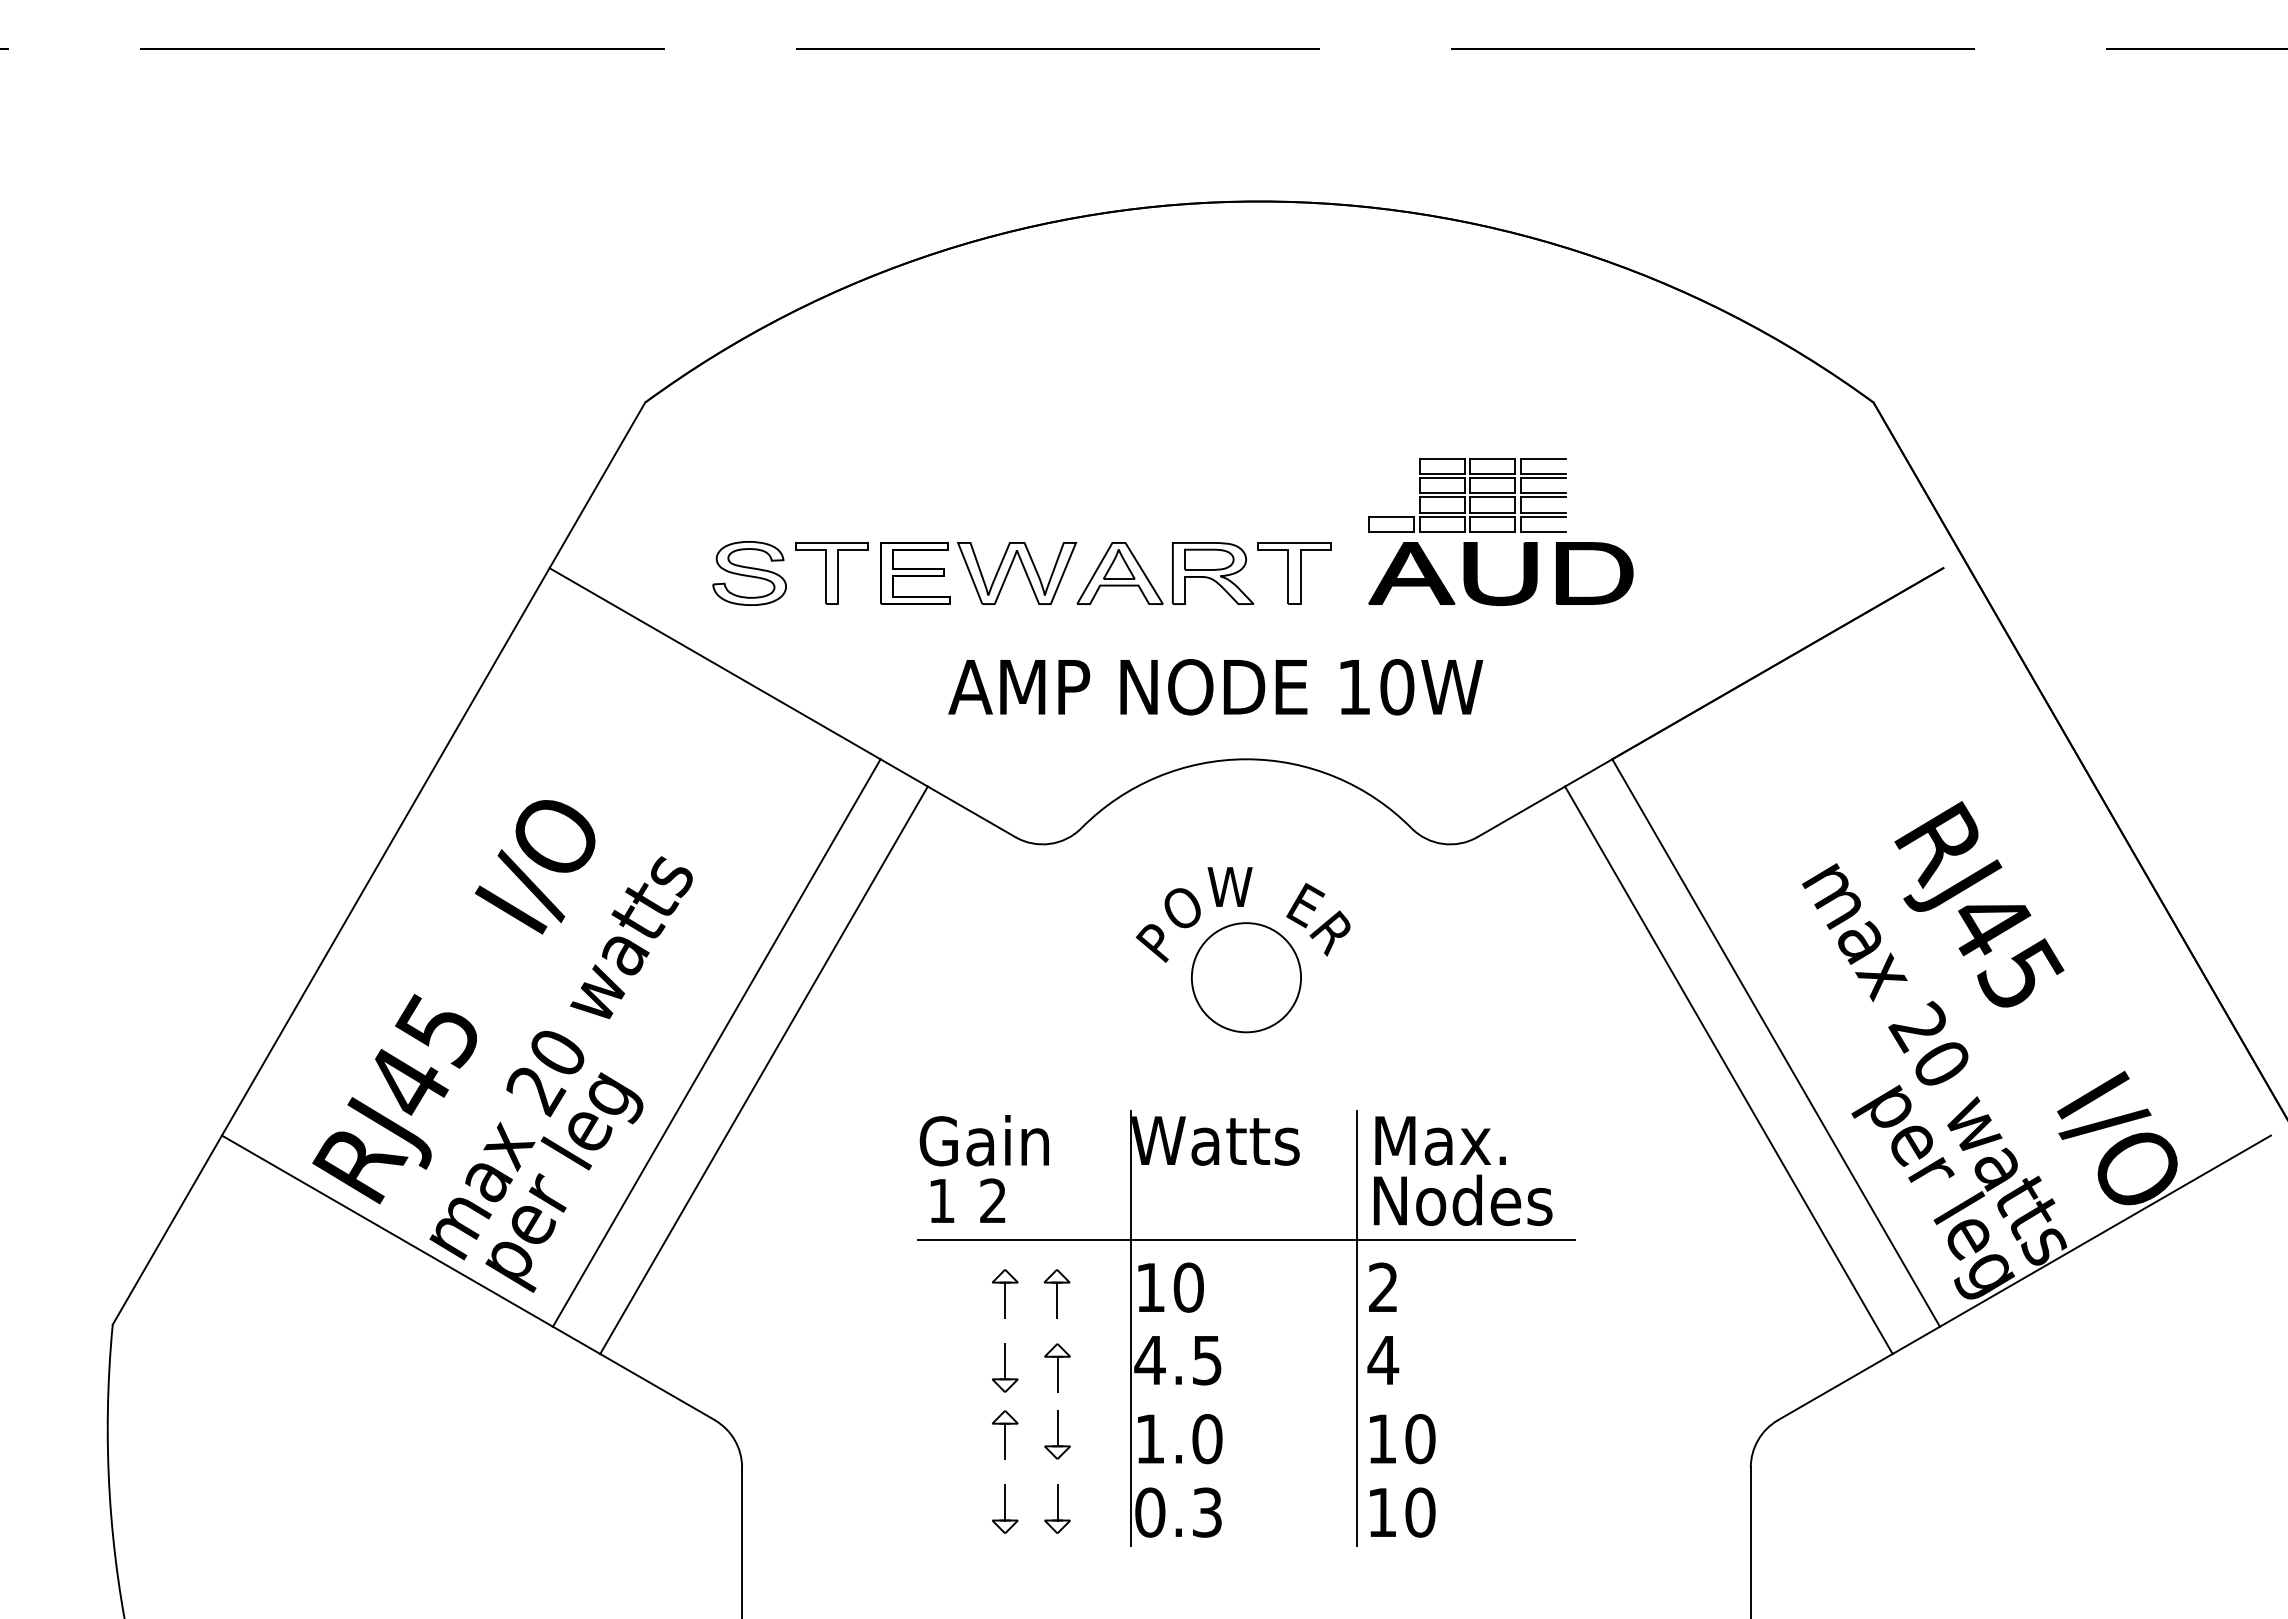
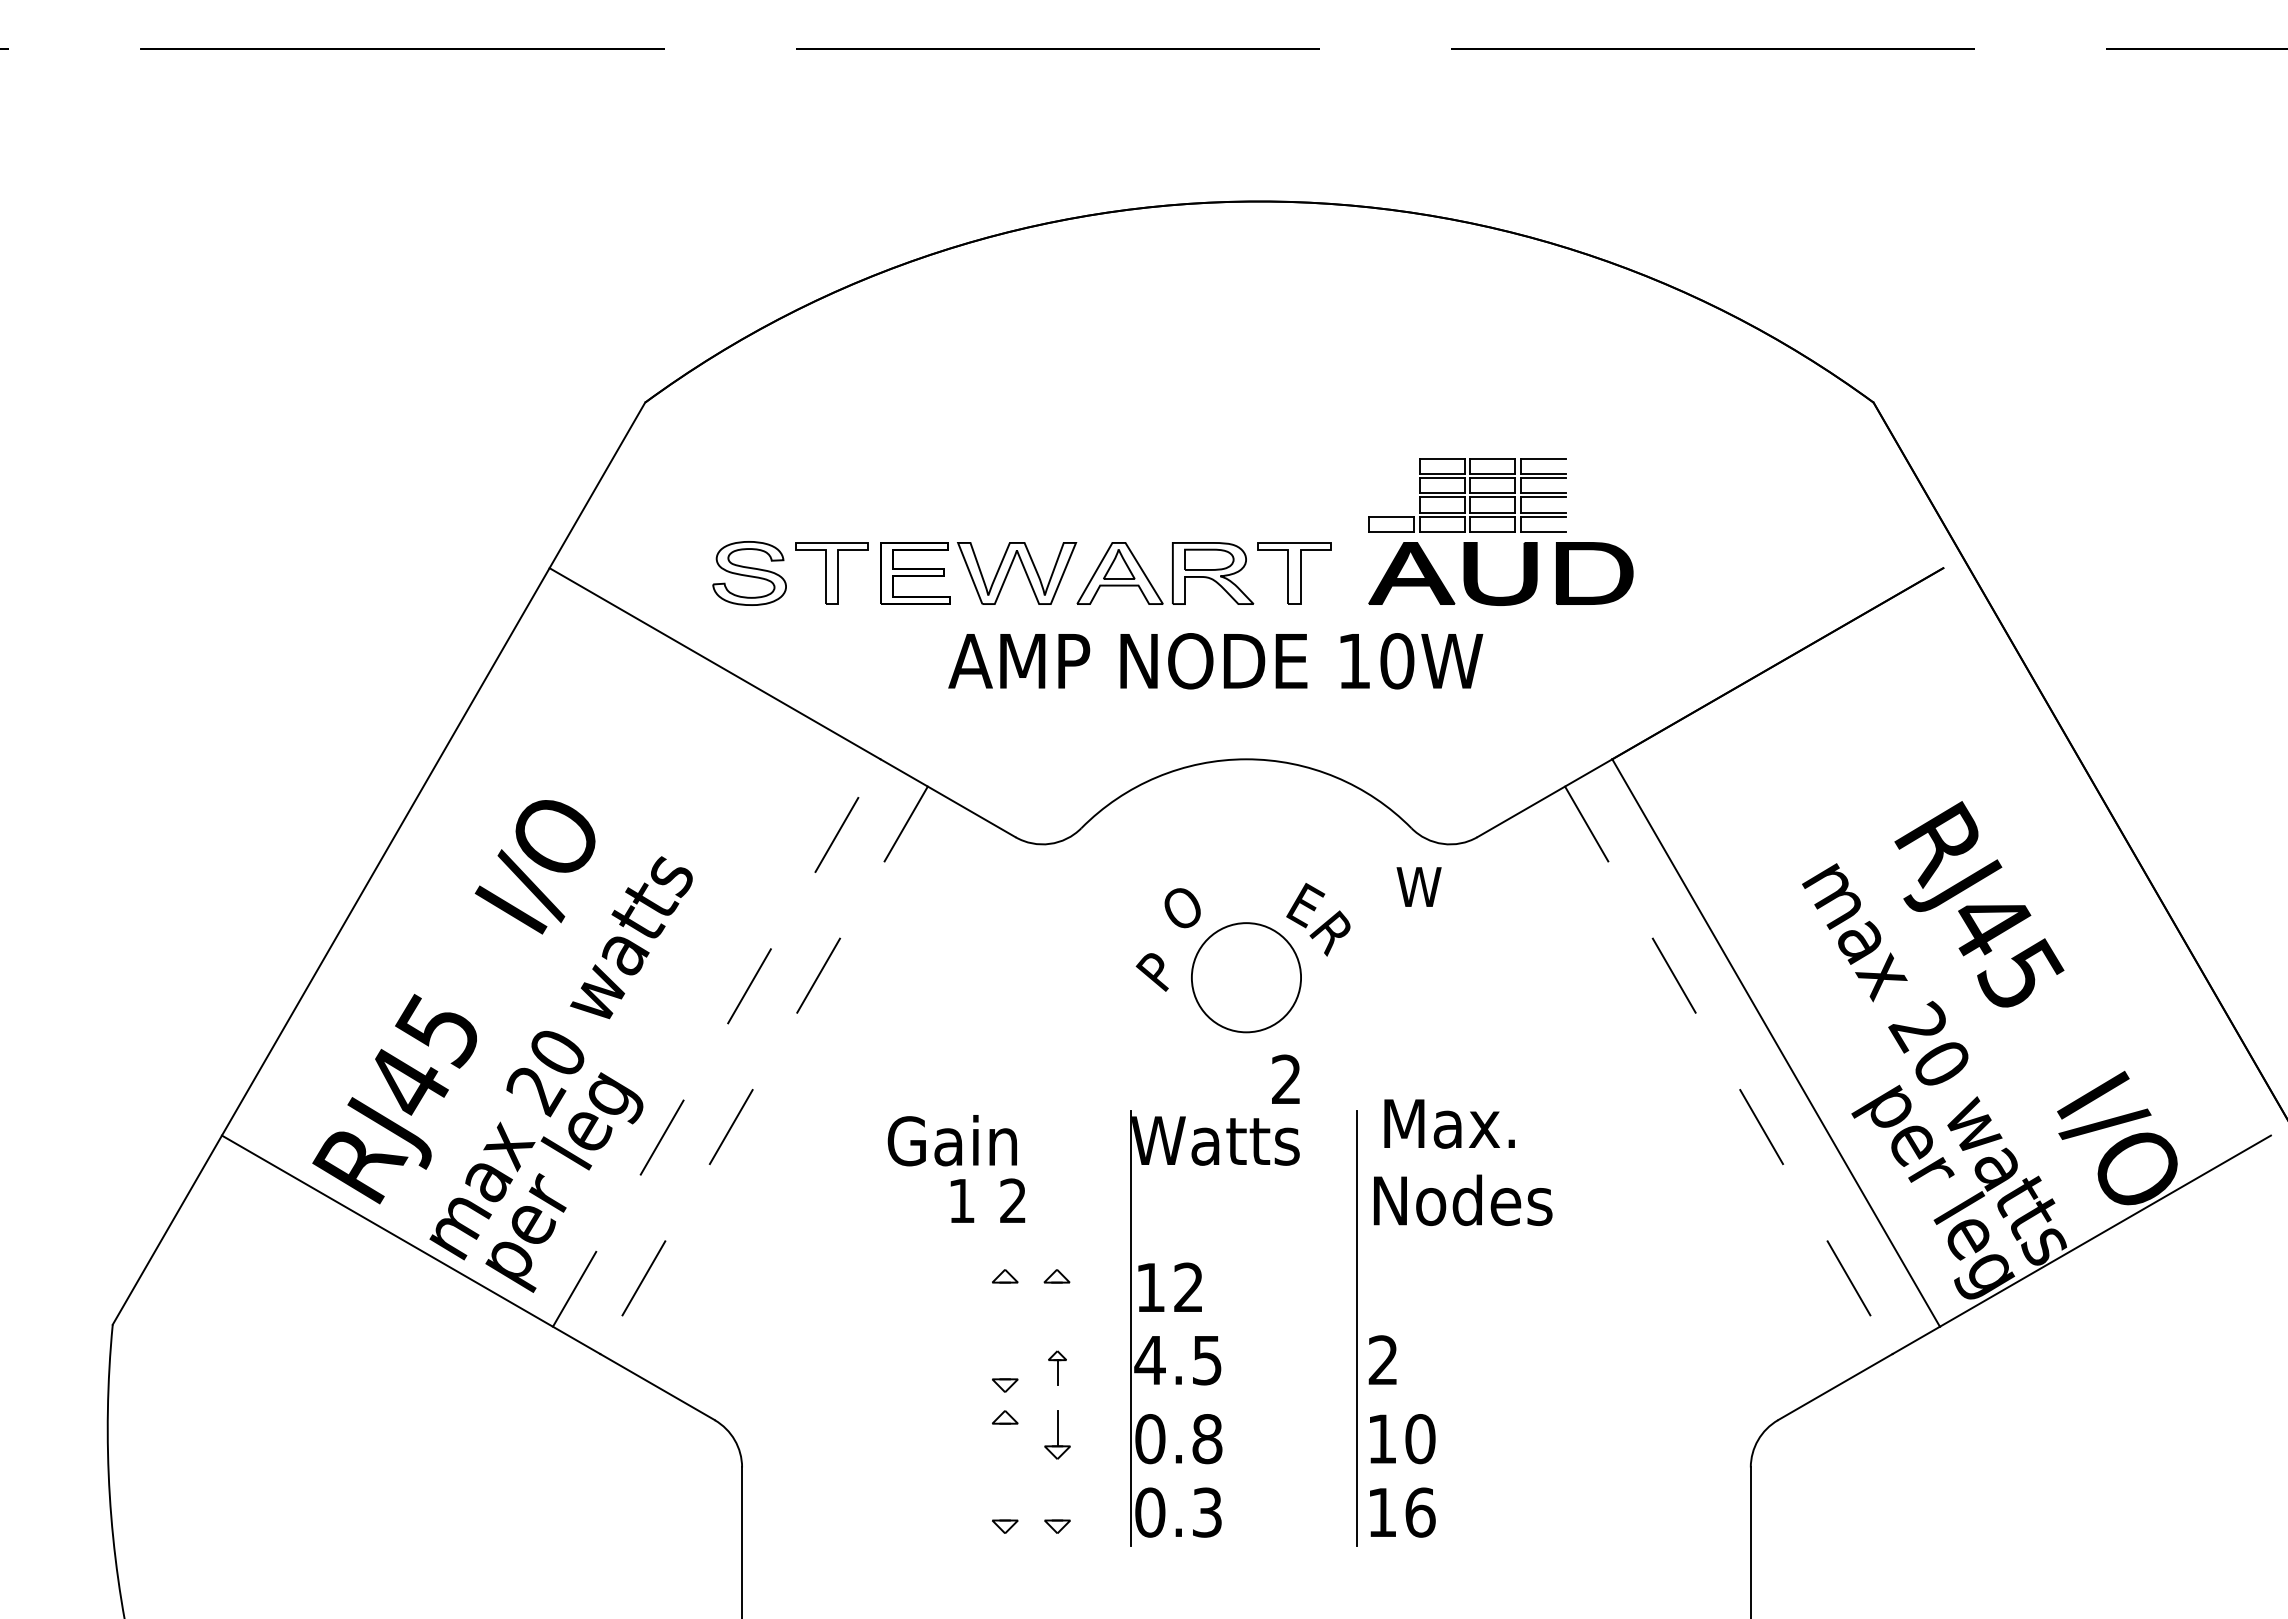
text position: (1215, 687) -> (1215, 661) (1215, 661)
text position: (1229, 886) -> (1418, 886) (1418, 886)
text position: (1151, 943) -> (1151, 972) (1151, 972)
line: solid -> dashed (716, 1043)
line: solid -> dashed (764, 1070)
line: solid -> dashed (1728, 1070)
text position: (983, 1140) -> (951, 1140) (951, 1140)
text position: (1440, 1140) -> (1449, 1123) (1449, 1123)
text position: (967, 1200) -> (987, 1200) (987, 1200)
line: present -> none (1246, 1240)
text position: (1382, 1286) -> (1285, 1078) (1285, 1078)
text: 10 -> 12 (1188, 1287)
line: present -> none (1005, 1300)
line: present -> none (1057, 1300)
text: 4 -> 2 (1383, 1359)
line: present -> none (1005, 1361)
part size: 27x50 px -> 19x36 px (1057, 1367)
text: 1.0 -> 0.8 (1178, 1439)
line: present -> none (1005, 1441)
line: present -> none (1005, 1502)
line: present -> none (1057, 1502)
text: 10 -> 16 (1420, 1512)
